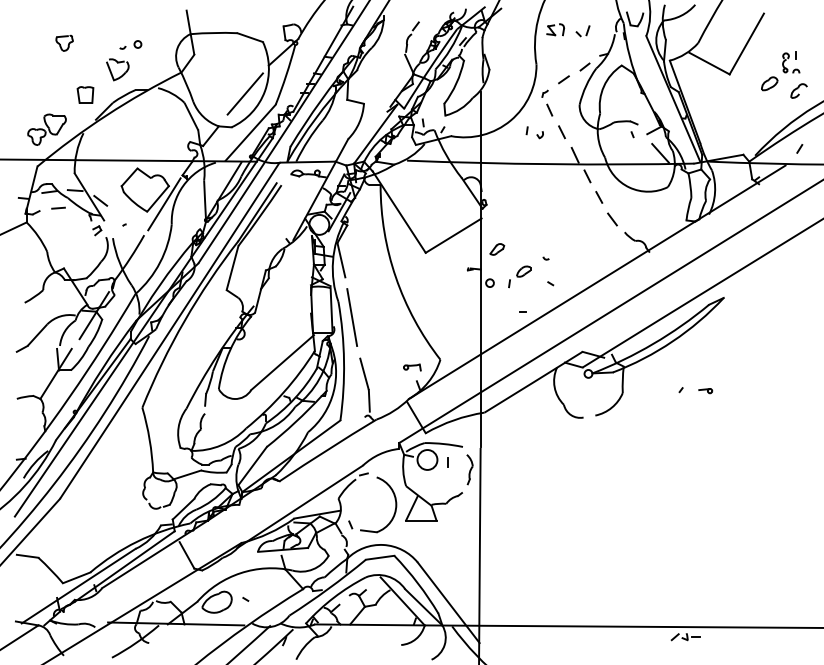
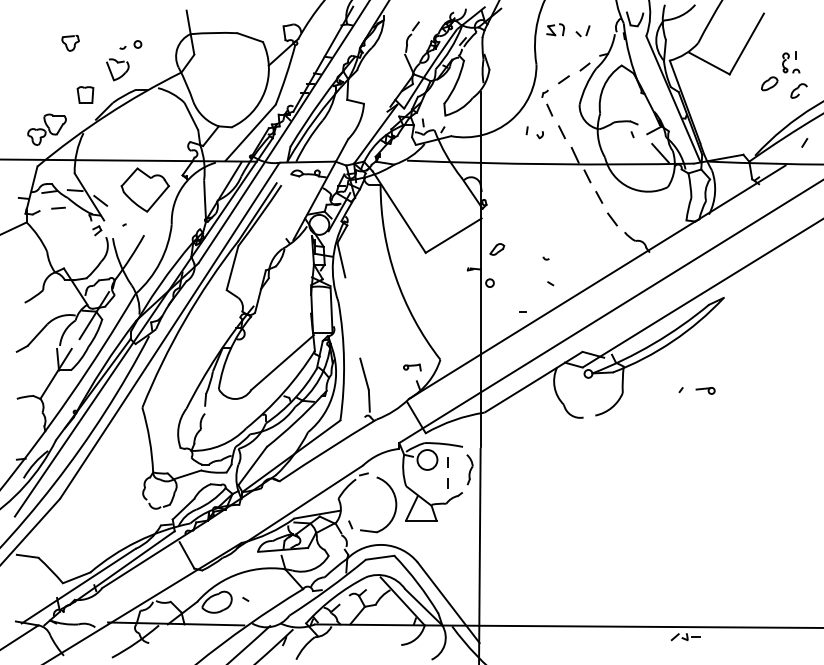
part position: (64, 42) -> (70, 42) (70, 42)
line: present -> none (244, 93)
line position: (799, 148) -> (804, 142) (804, 142)
line: present -> none (164, 204)
part: present -> none (519, 276)
line: present -> none (352, 317)
part size: 16x7 px -> 21x8 px (705, 390)
line: none -> present (447, 483)
